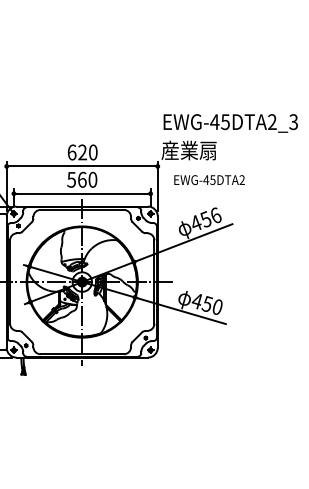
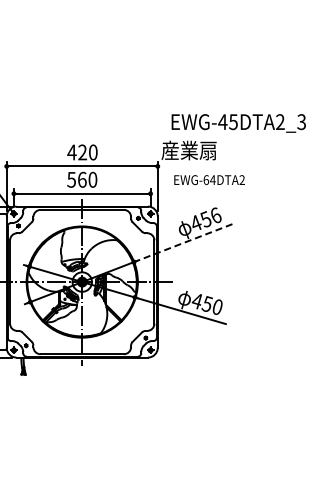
text position: (230, 123) -> (238, 123) (238, 123)
text: 620 -> 420 (71, 152)
text: EWG-45DTA2 -> EWG-64DTA2 (209, 180)
line: solid -> dashed (184, 242)
